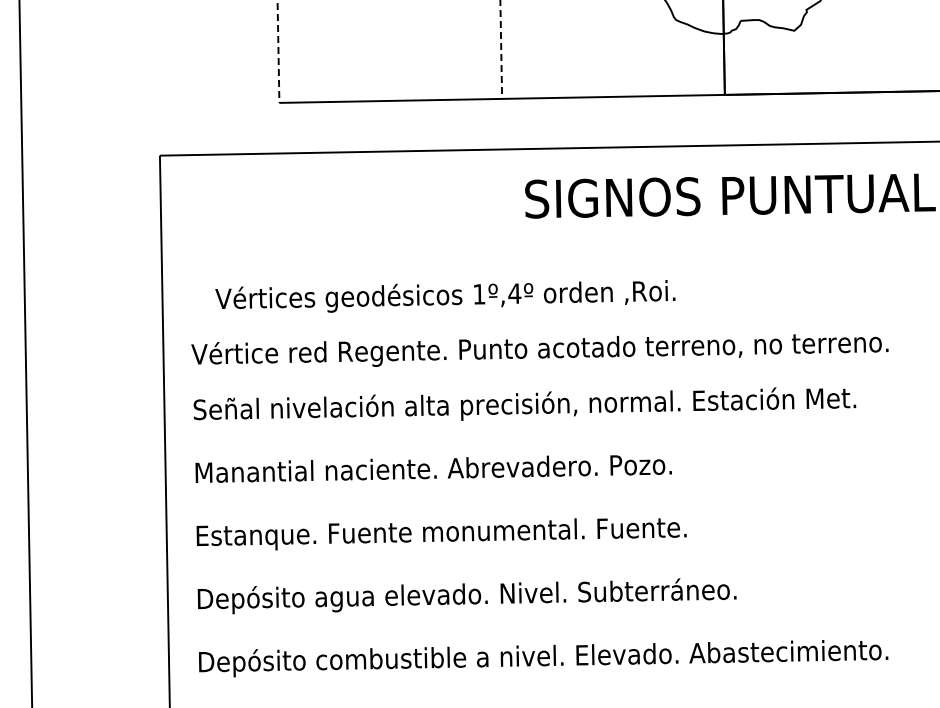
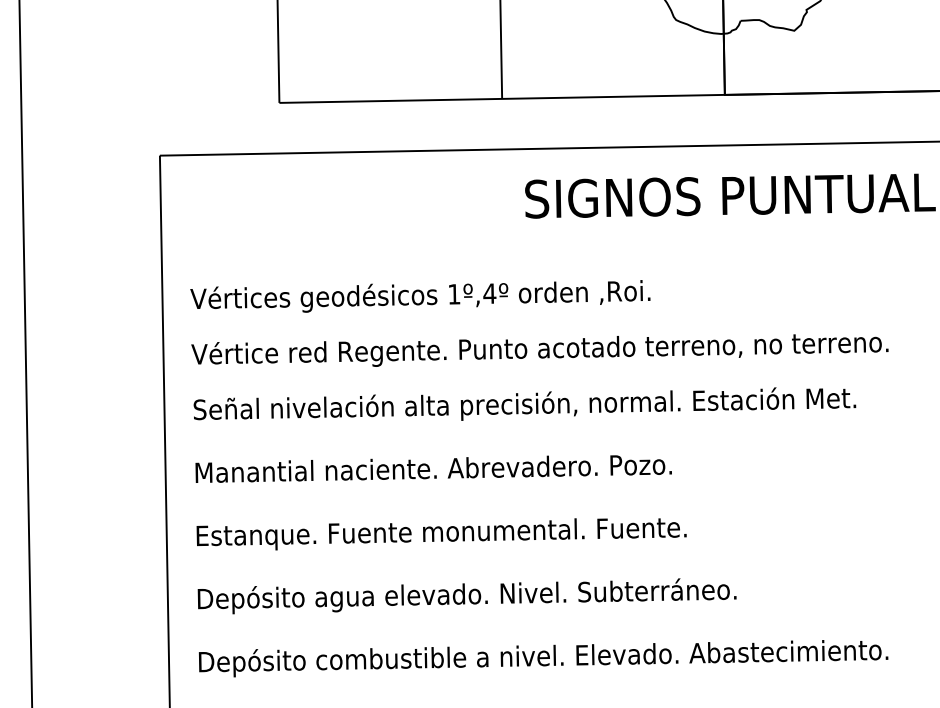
line: dashed -> solid (501, 49)
line: dashed -> solid (278, 51)
text position: (445, 296) -> (420, 296) (420, 296)
